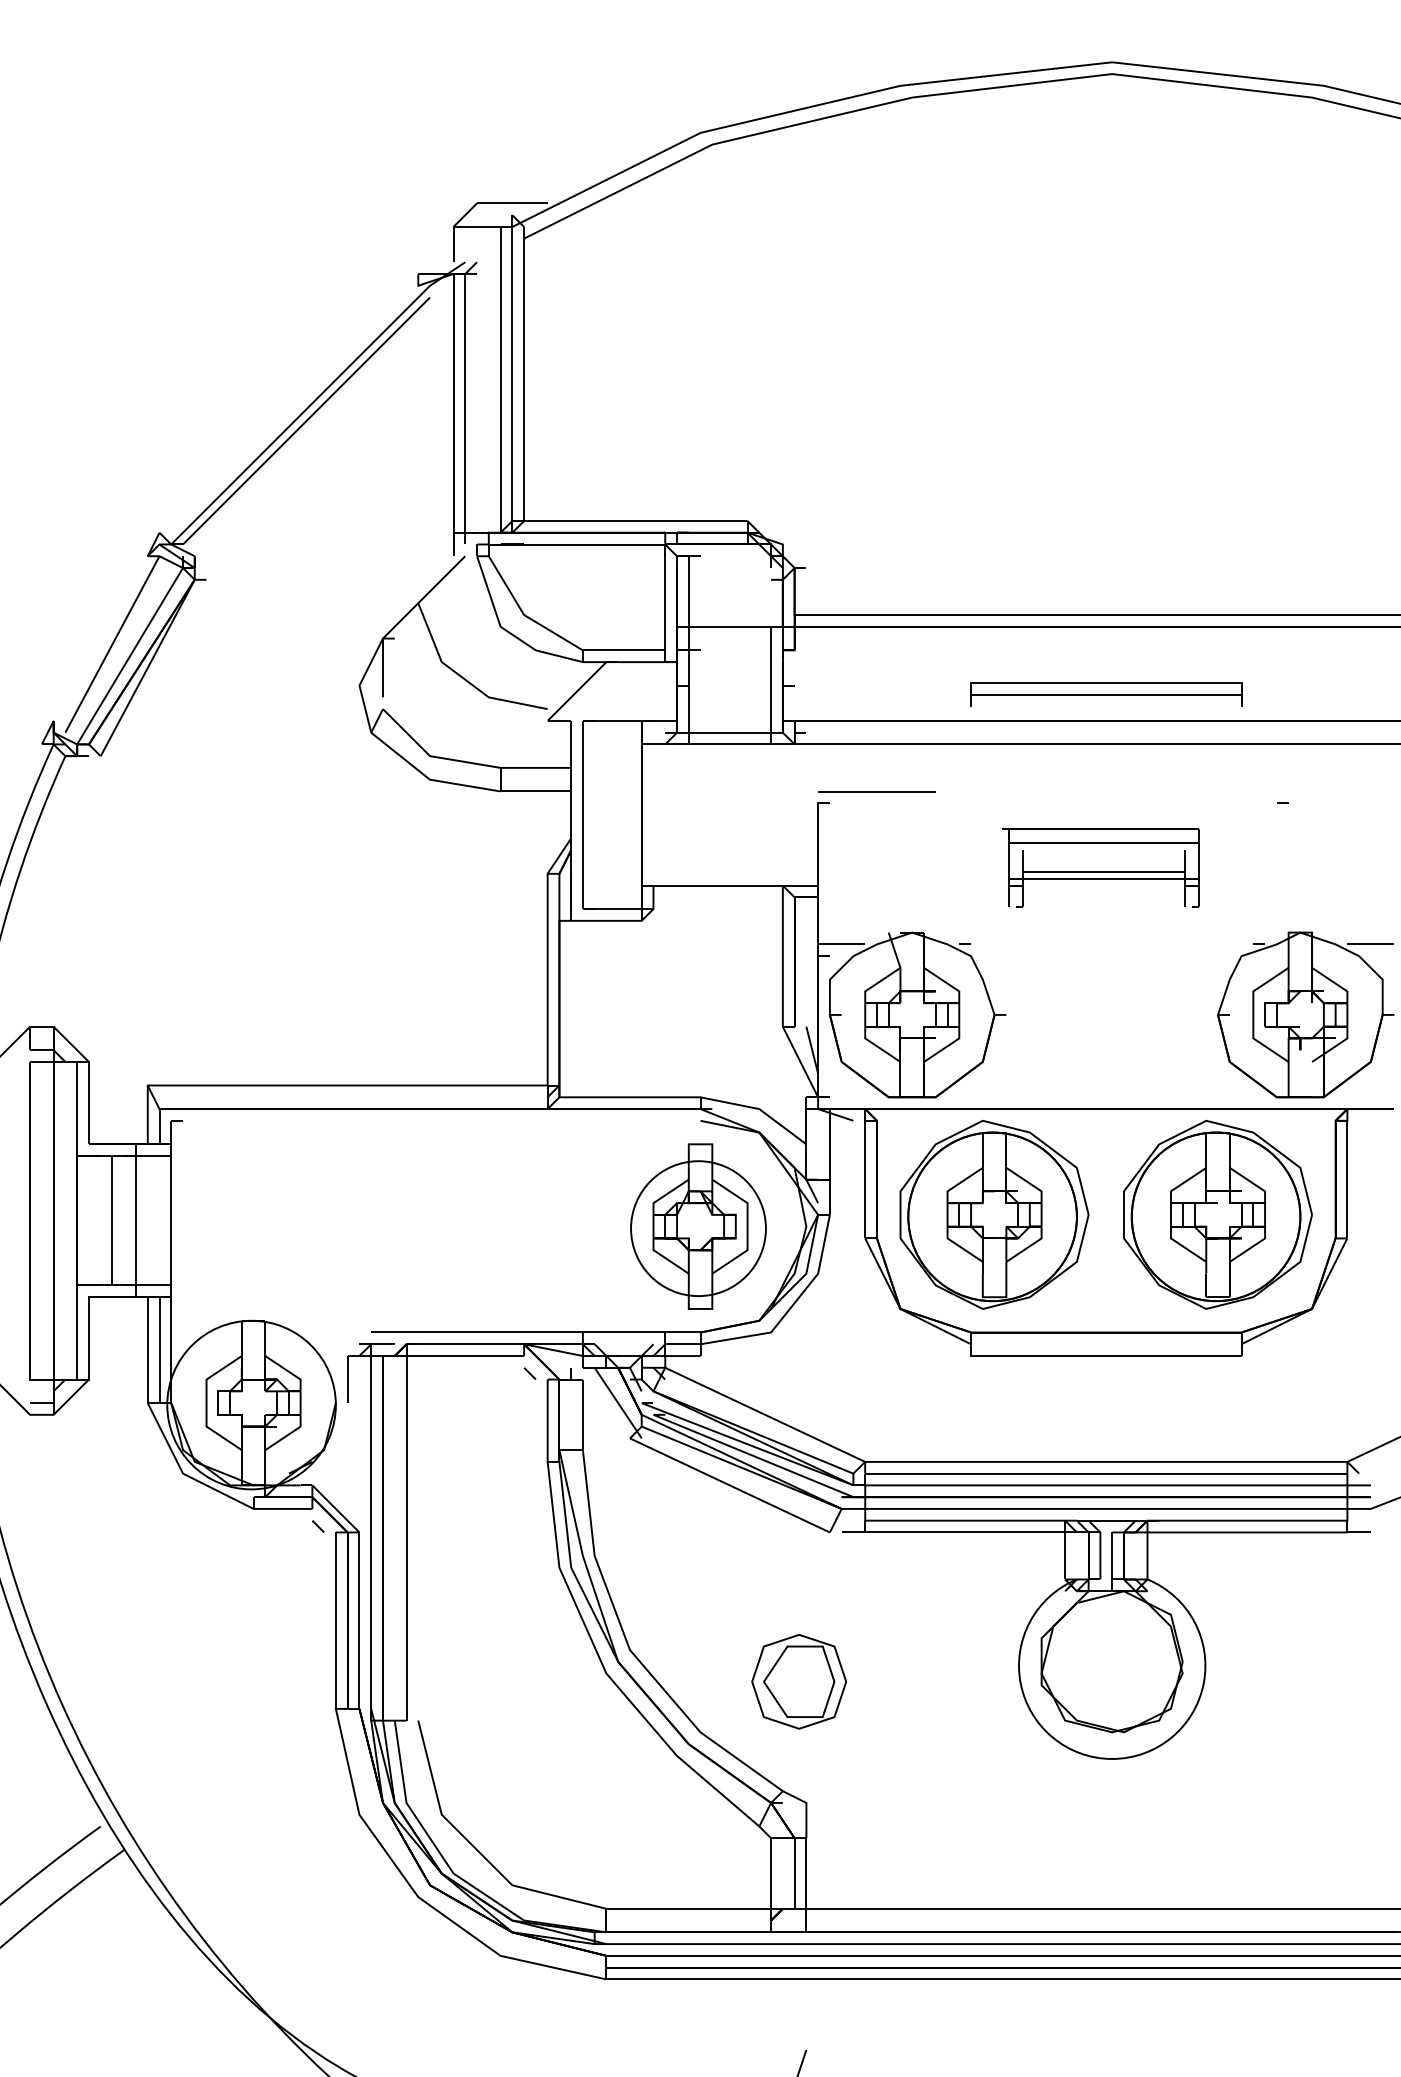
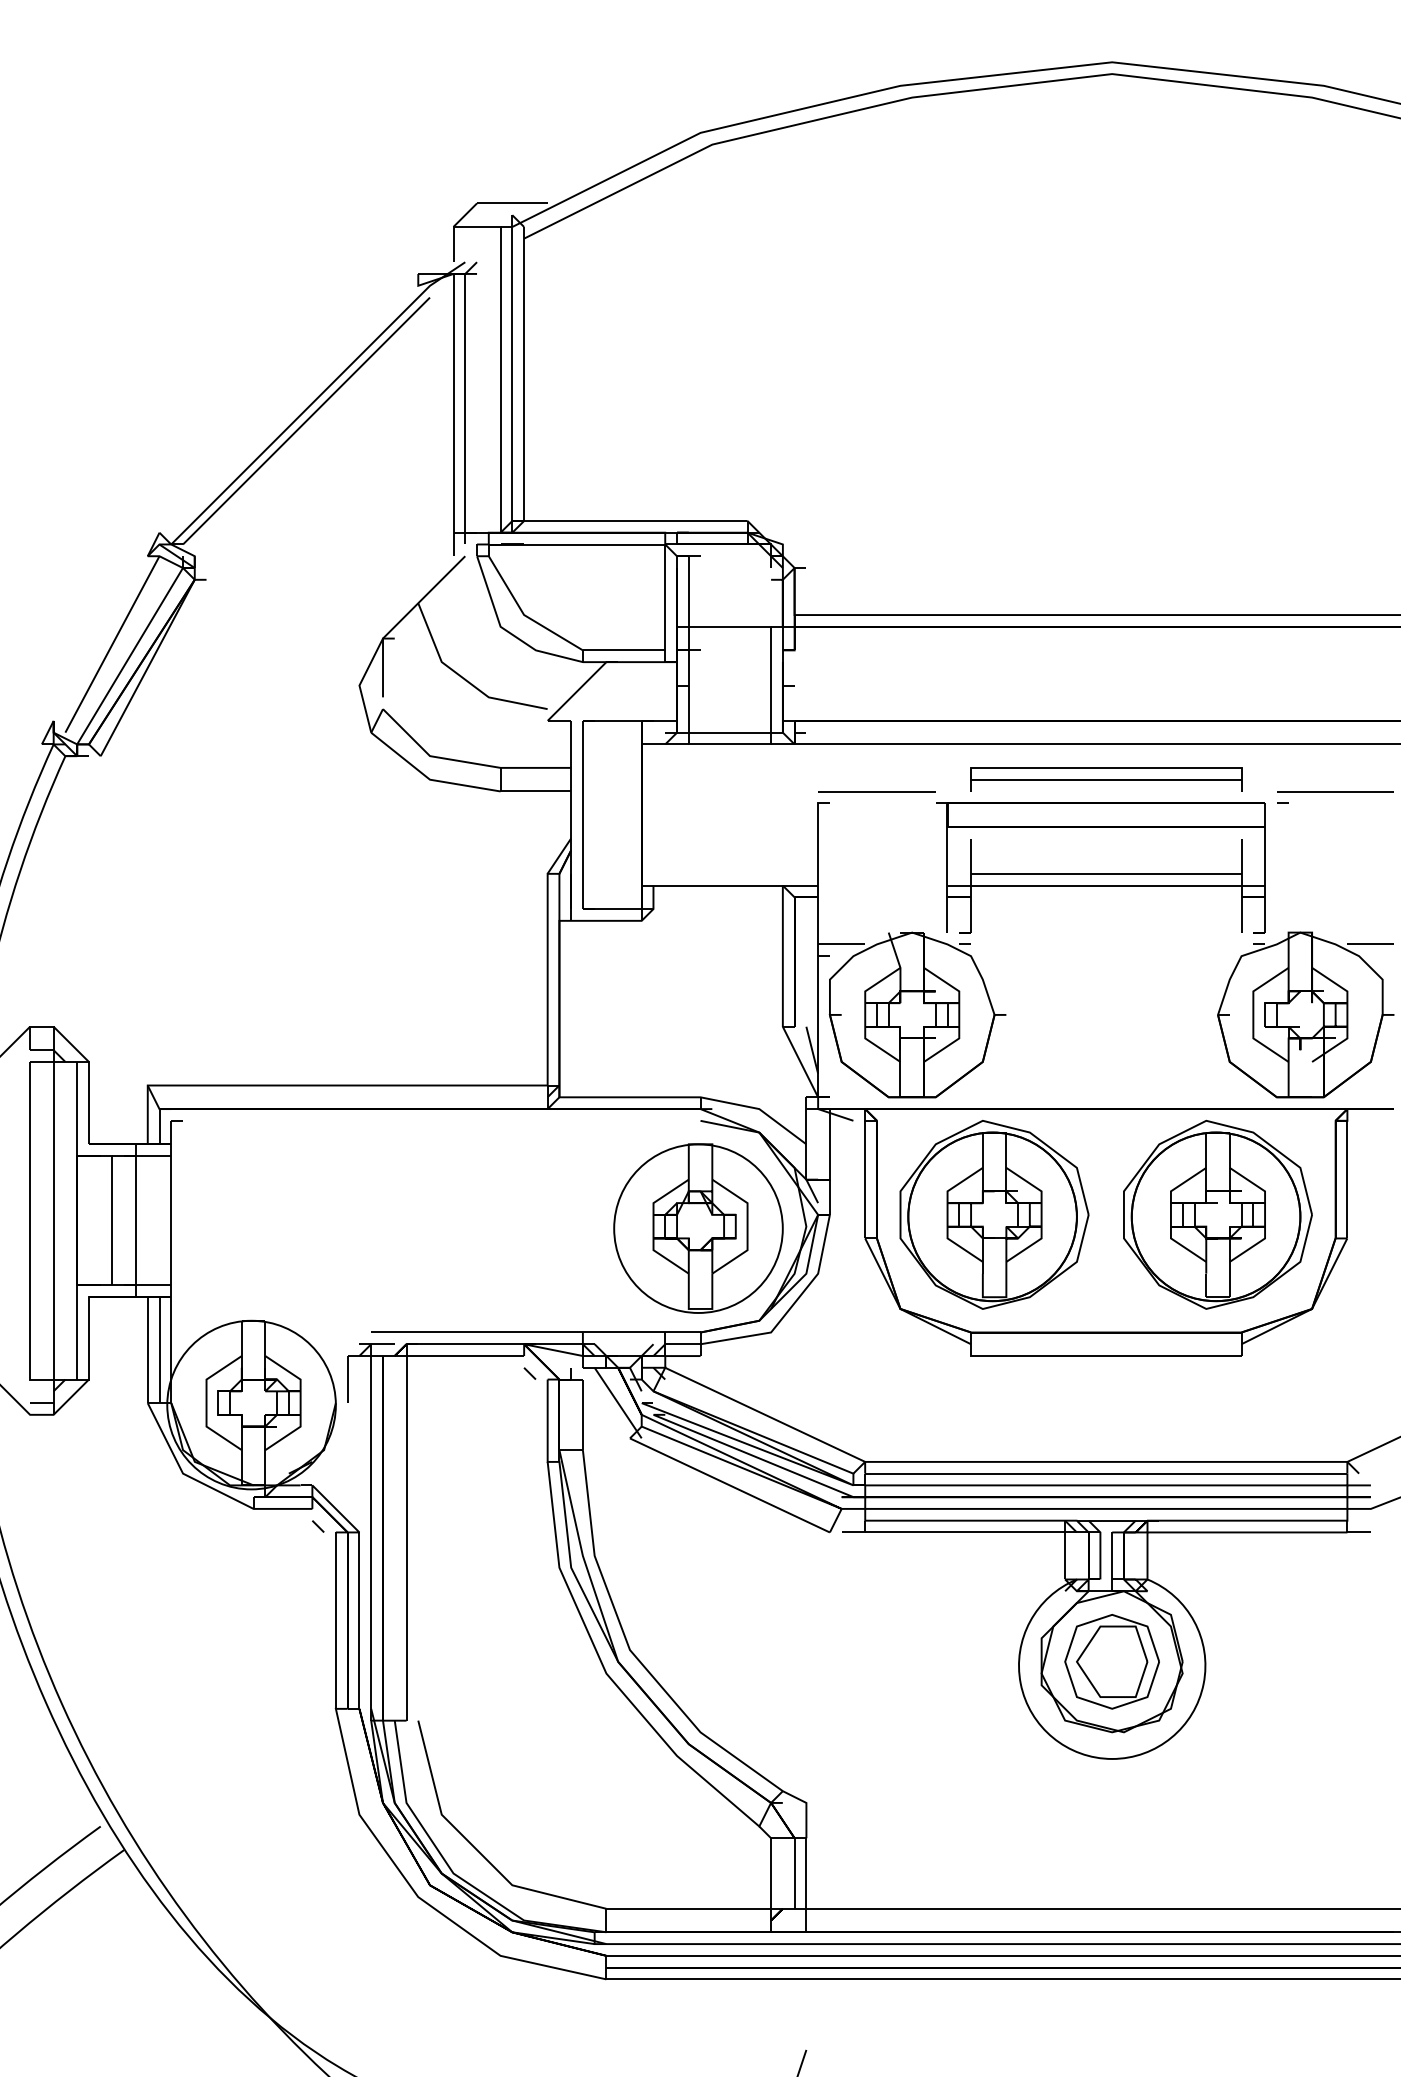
part position: (1106, 694) -> (1106, 779) (1106, 779)
line: none -> present (1335, 791)
part size: 198x80 px -> 330x132 px (1100, 867)
circle diameter: 135 px -> 169 px (698, 1228)
part position: (798, 1681) -> (1111, 1661) (1111, 1661)
